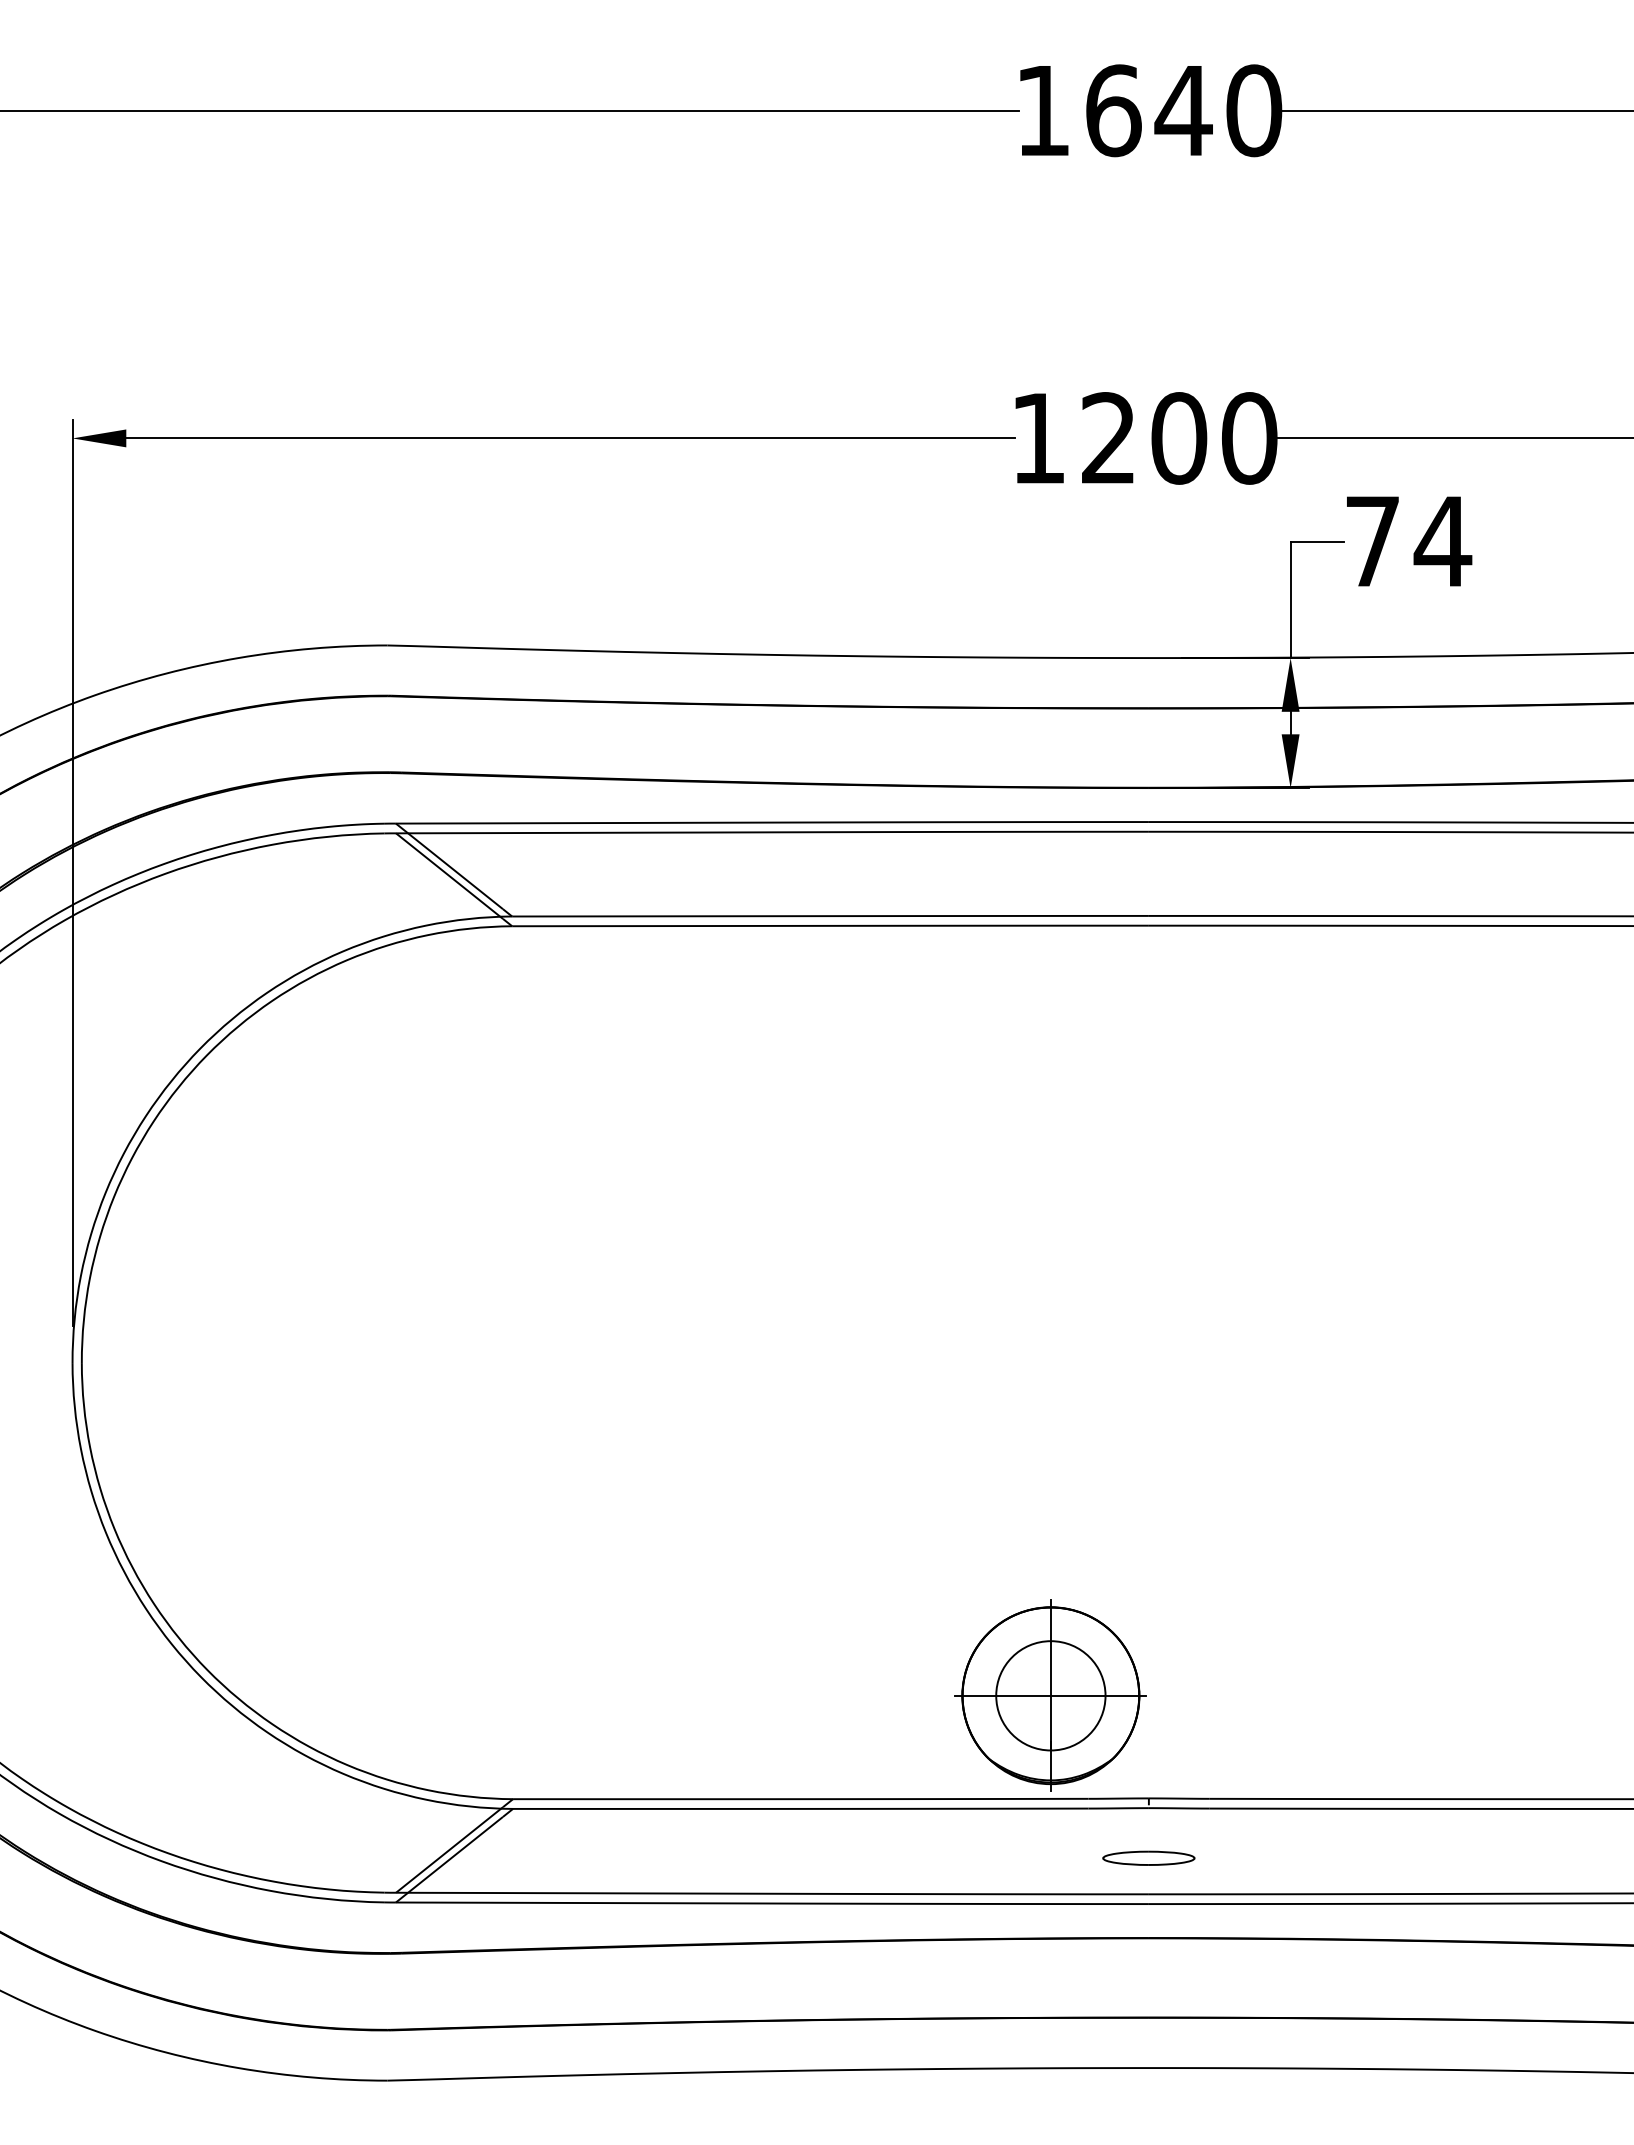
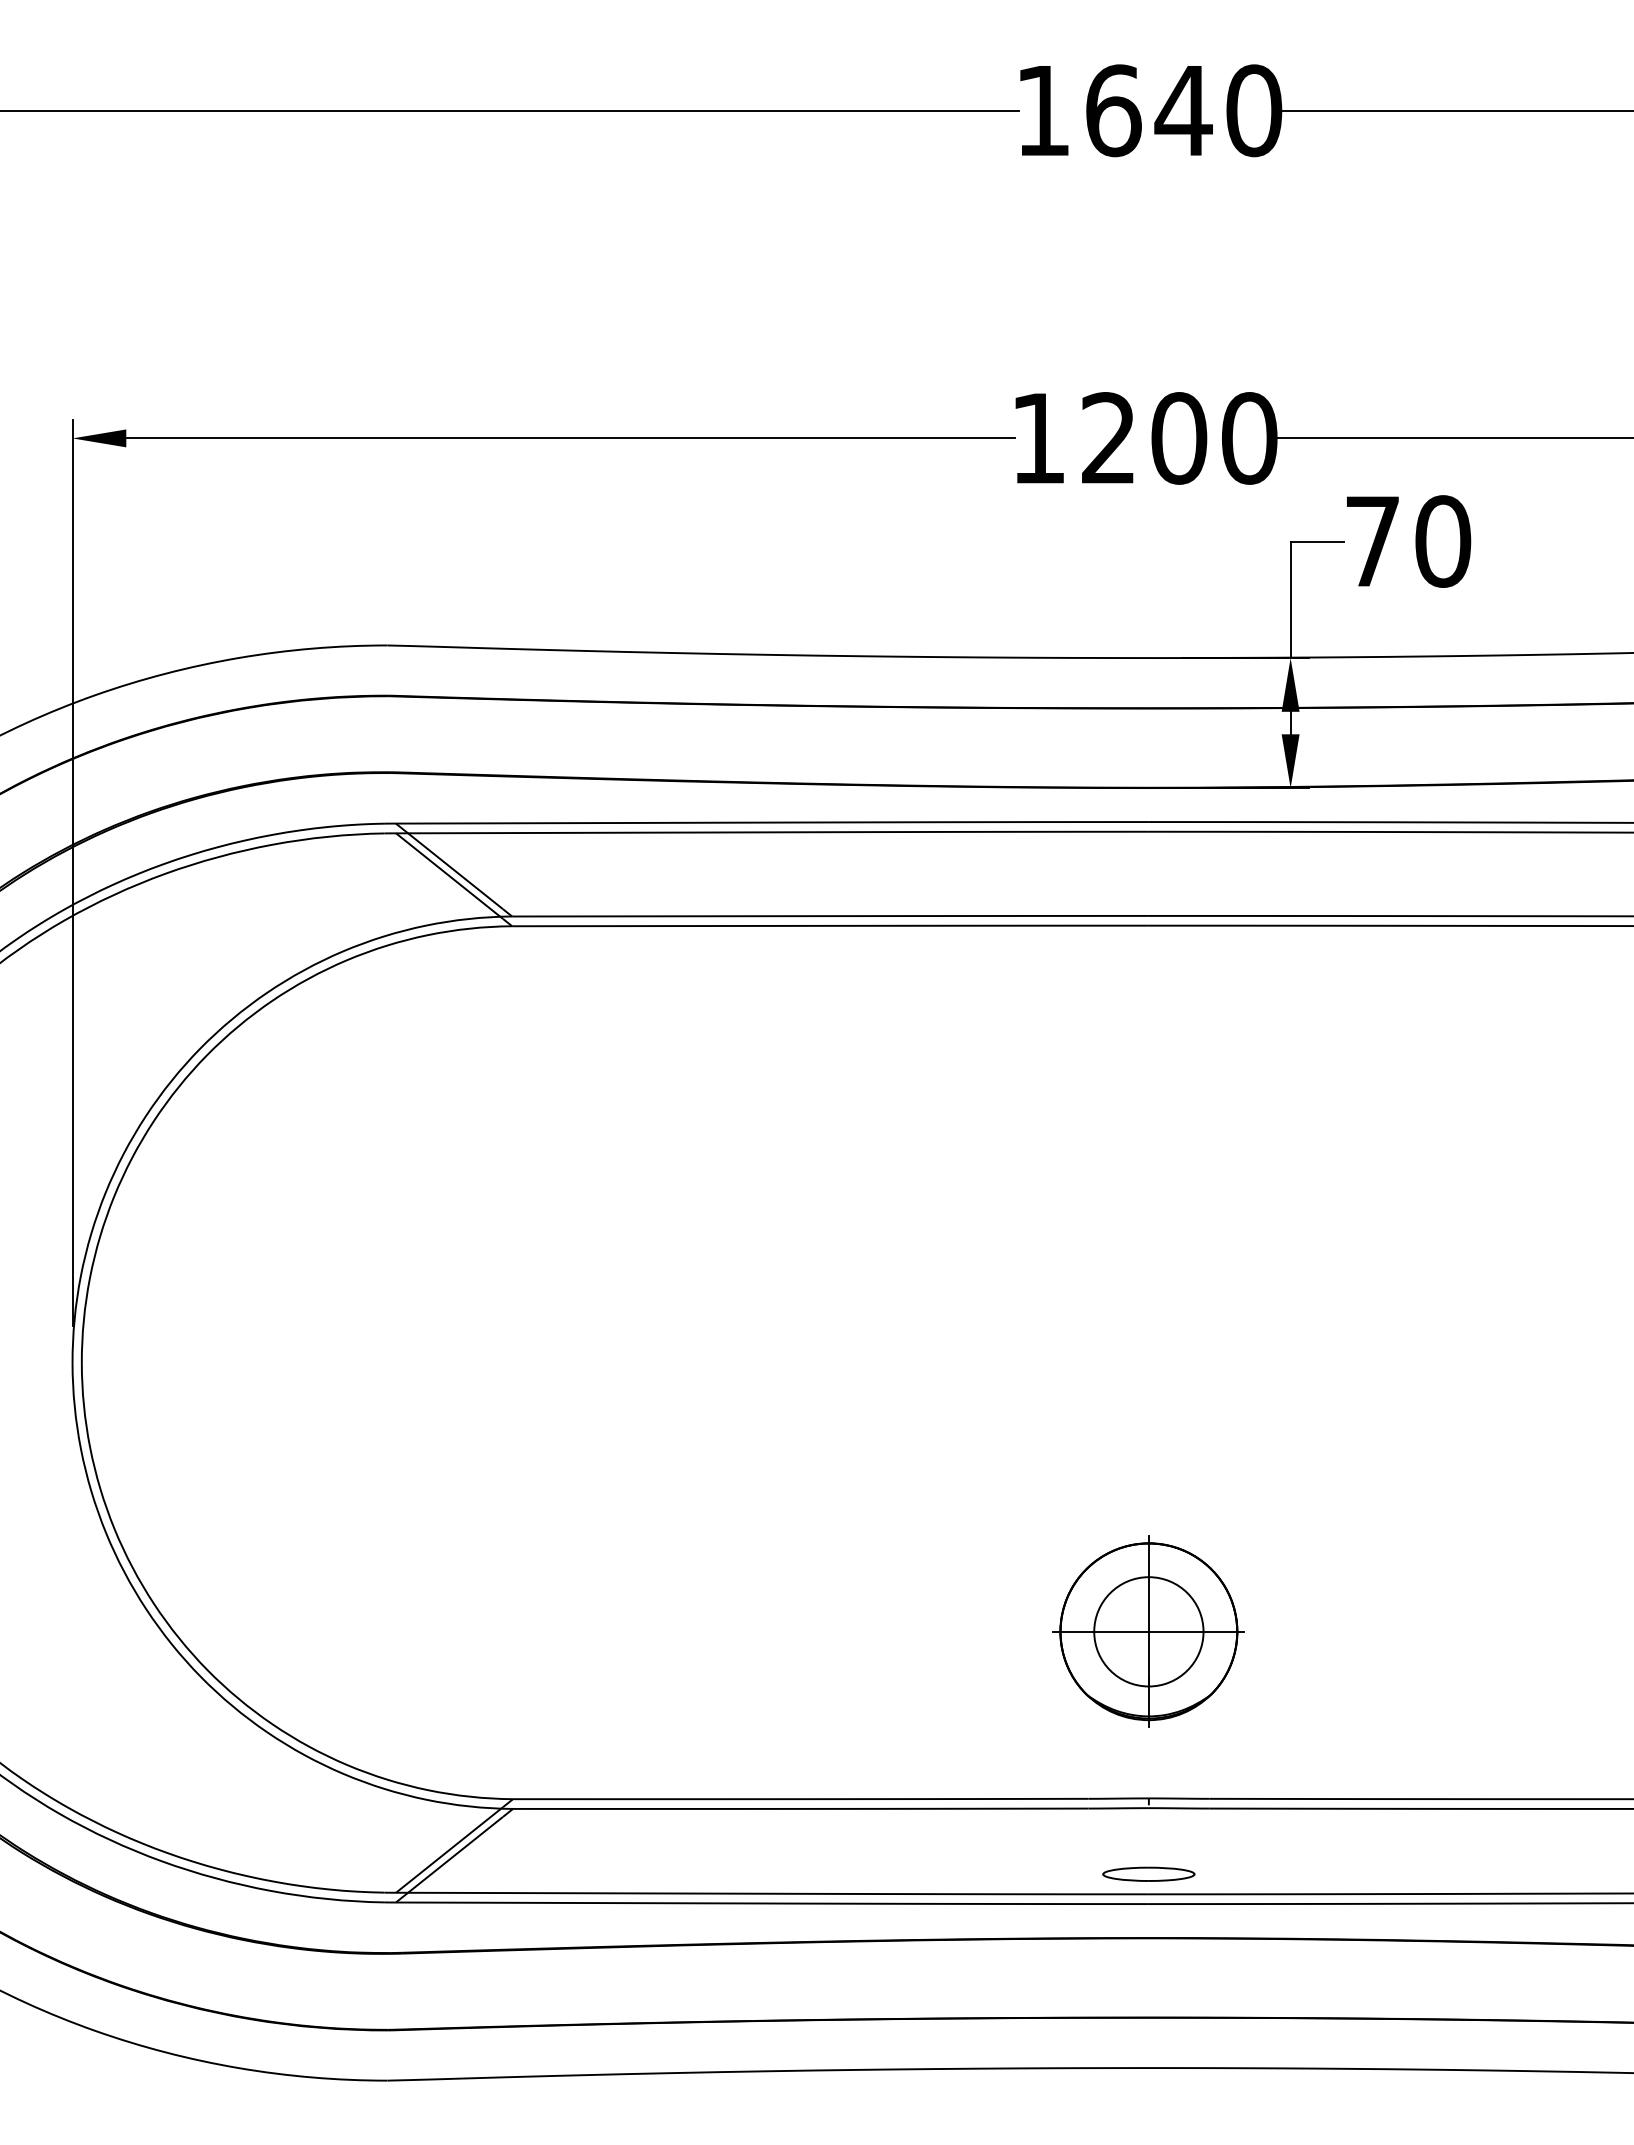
text: 74 -> 70 (1442, 541)
part position: (1050, 1695) -> (1148, 1631) (1148, 1631)
part position: (1148, 1857) -> (1148, 1873) (1148, 1873)
